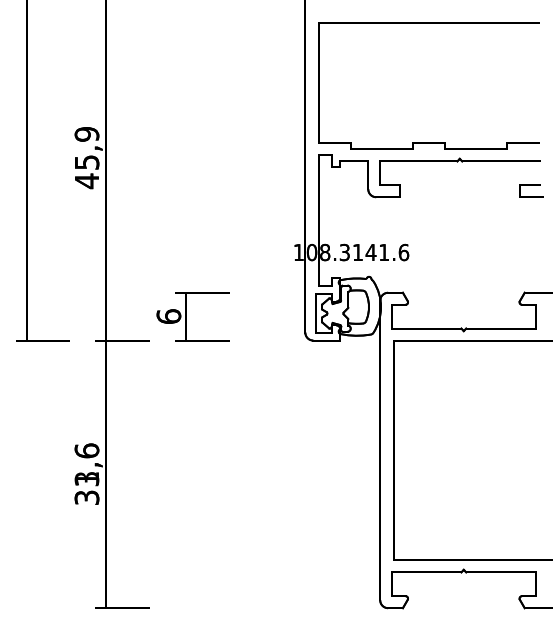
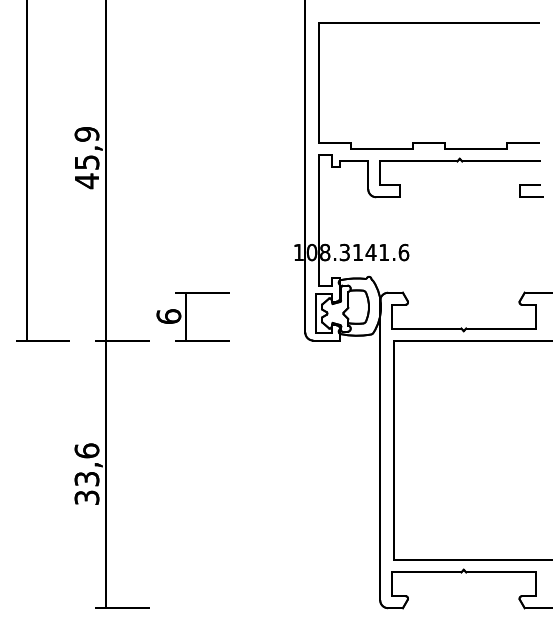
text: 31,6 -> 33,6 (86, 479)
